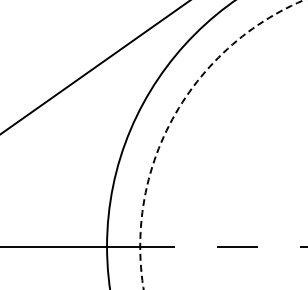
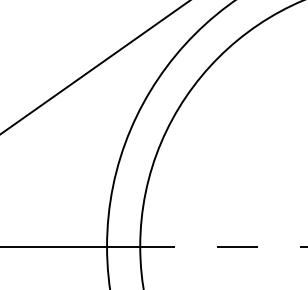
circle: dashed -> solid (222, 144)
